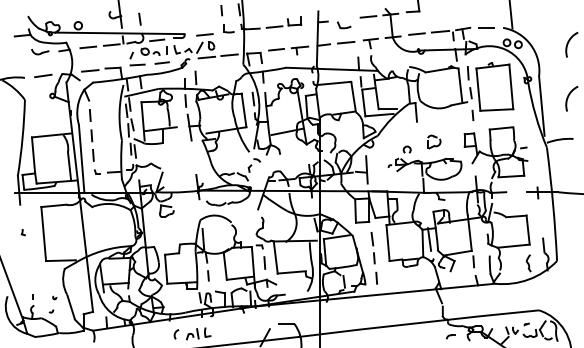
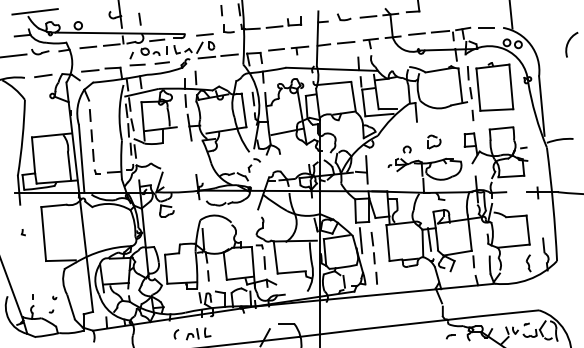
line: none -> present (34, 11)
part position: (344, 25) -> (344, 17) (344, 17)
line: none -> present (14, 55)
arc: present -> none (569, 96)
line: none -> present (360, 240)
